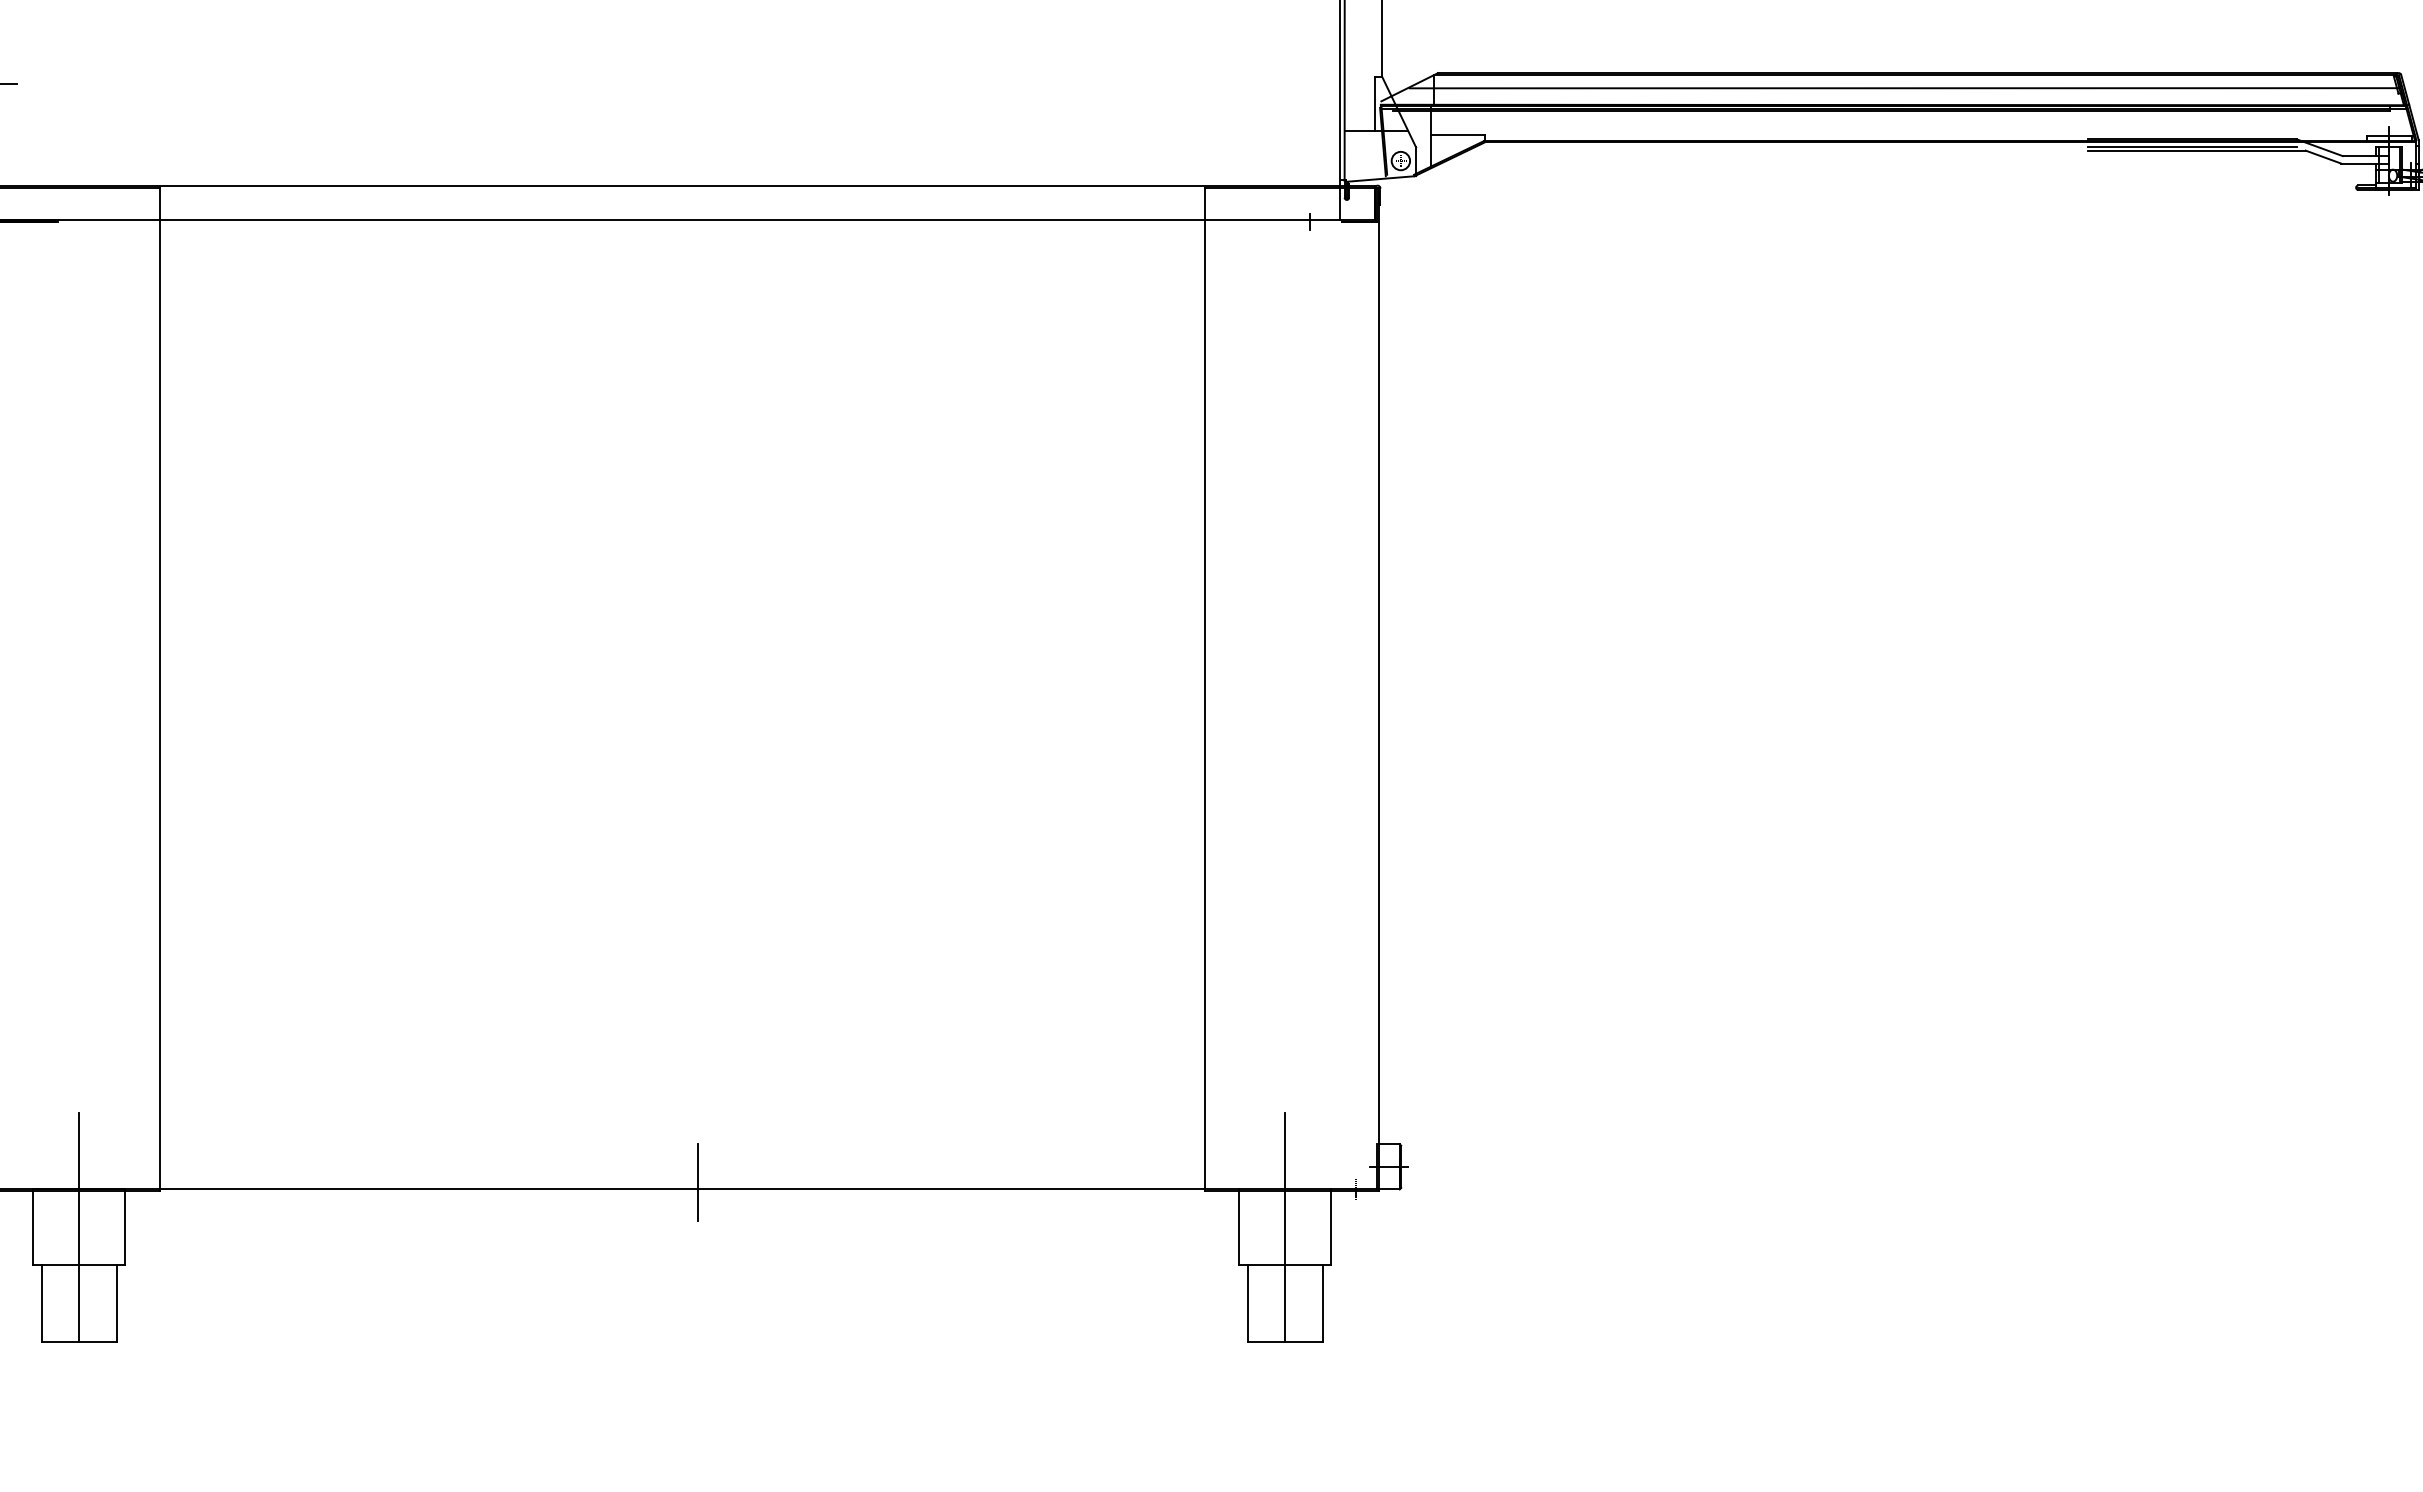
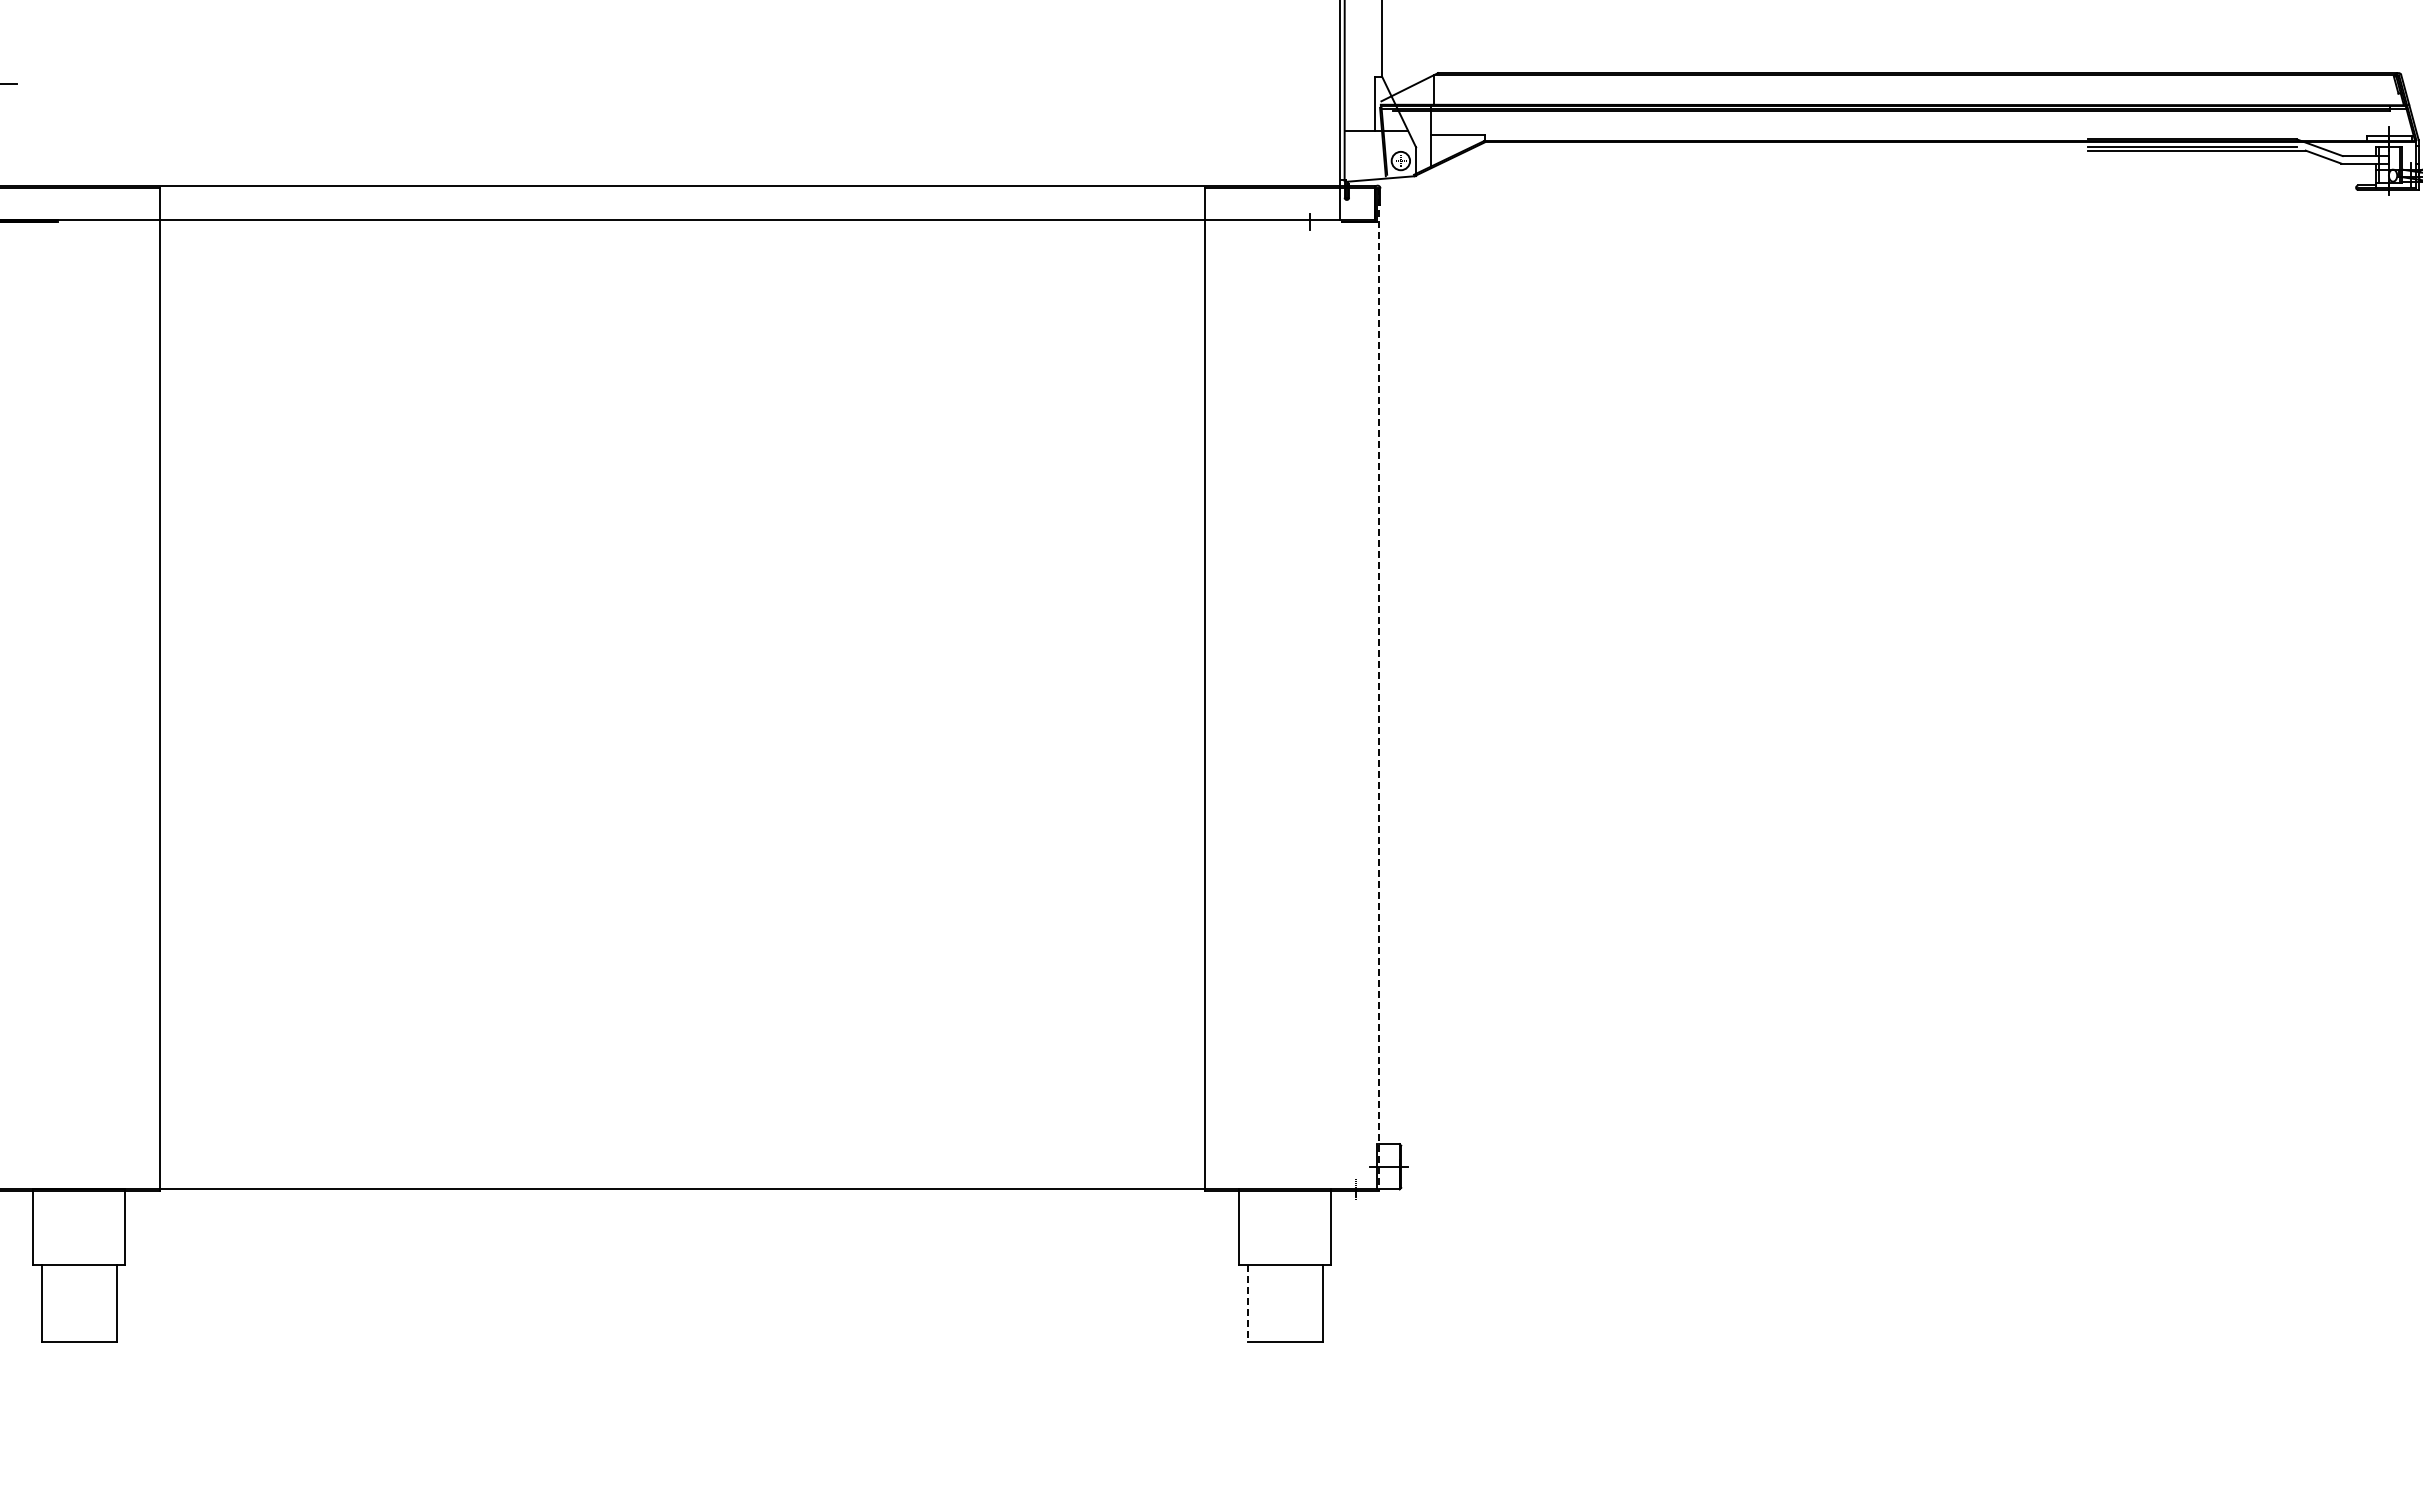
line: present -> none (1904, 88)
line: solid -> dashed (1378, 689)
line: present -> none (698, 1181)
line: present -> none (79, 1227)
line: present -> none (1285, 1227)
line: solid -> dashed (1247, 1303)
